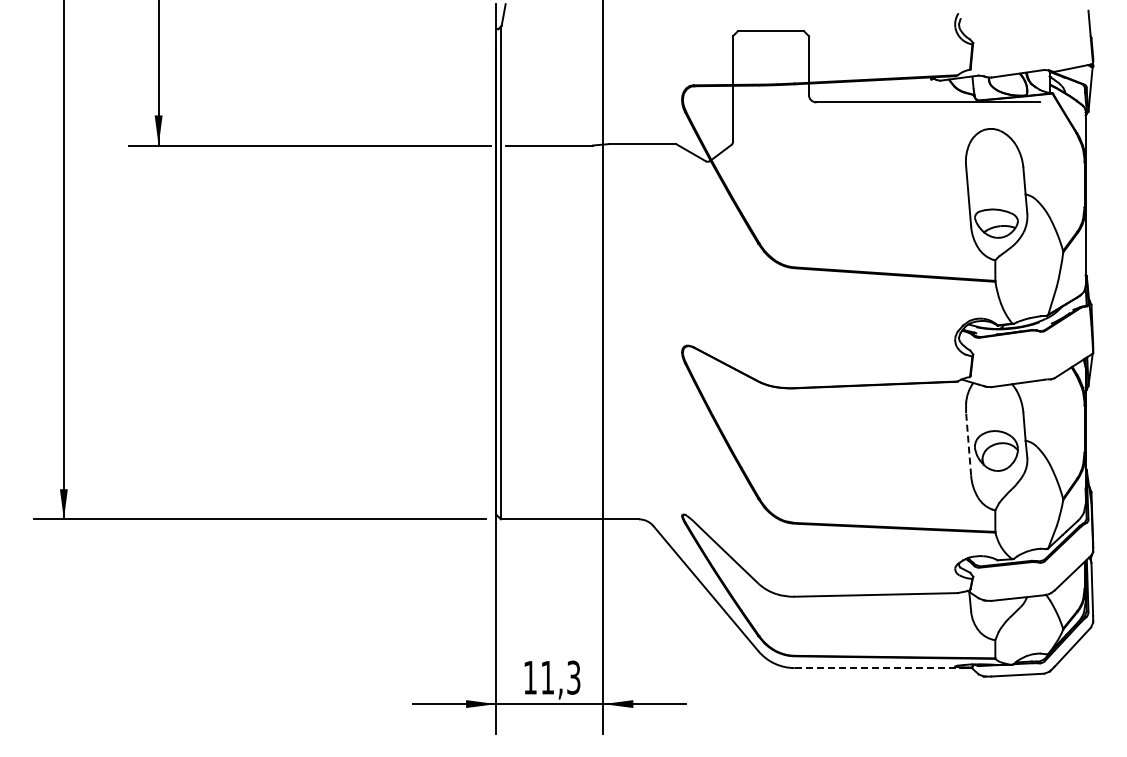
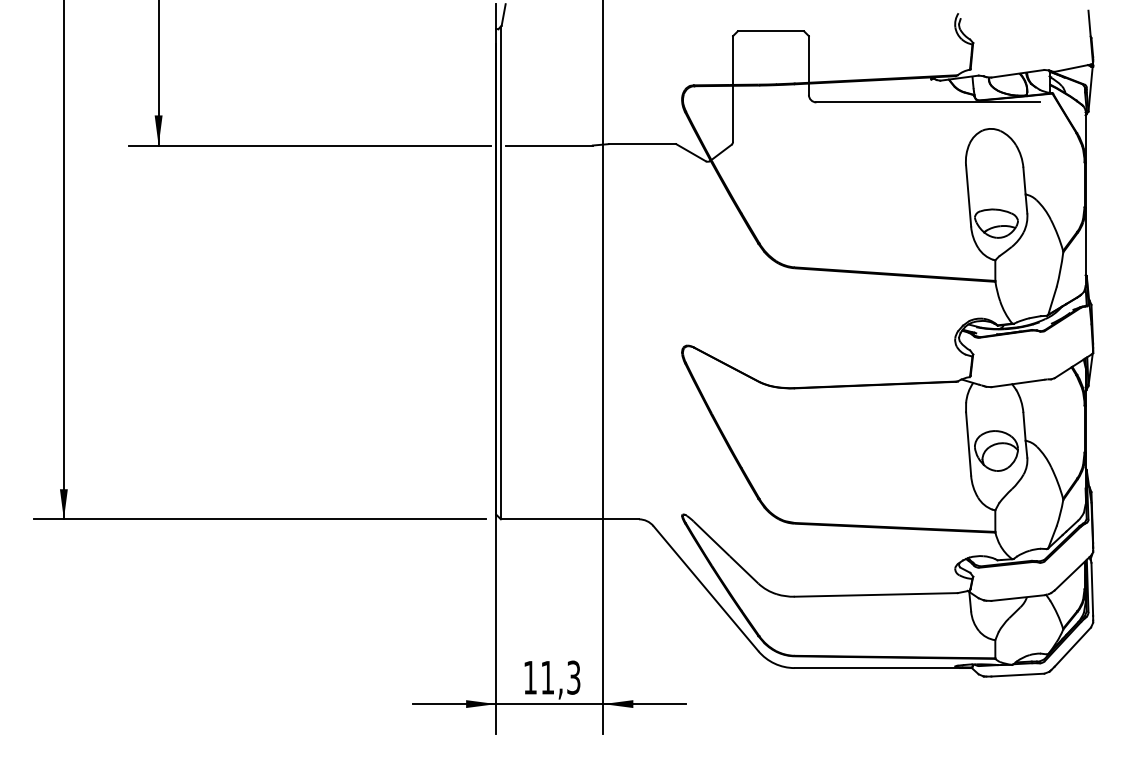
line: dashed -> solid (968, 443)
line: dashed -> solid (877, 668)
